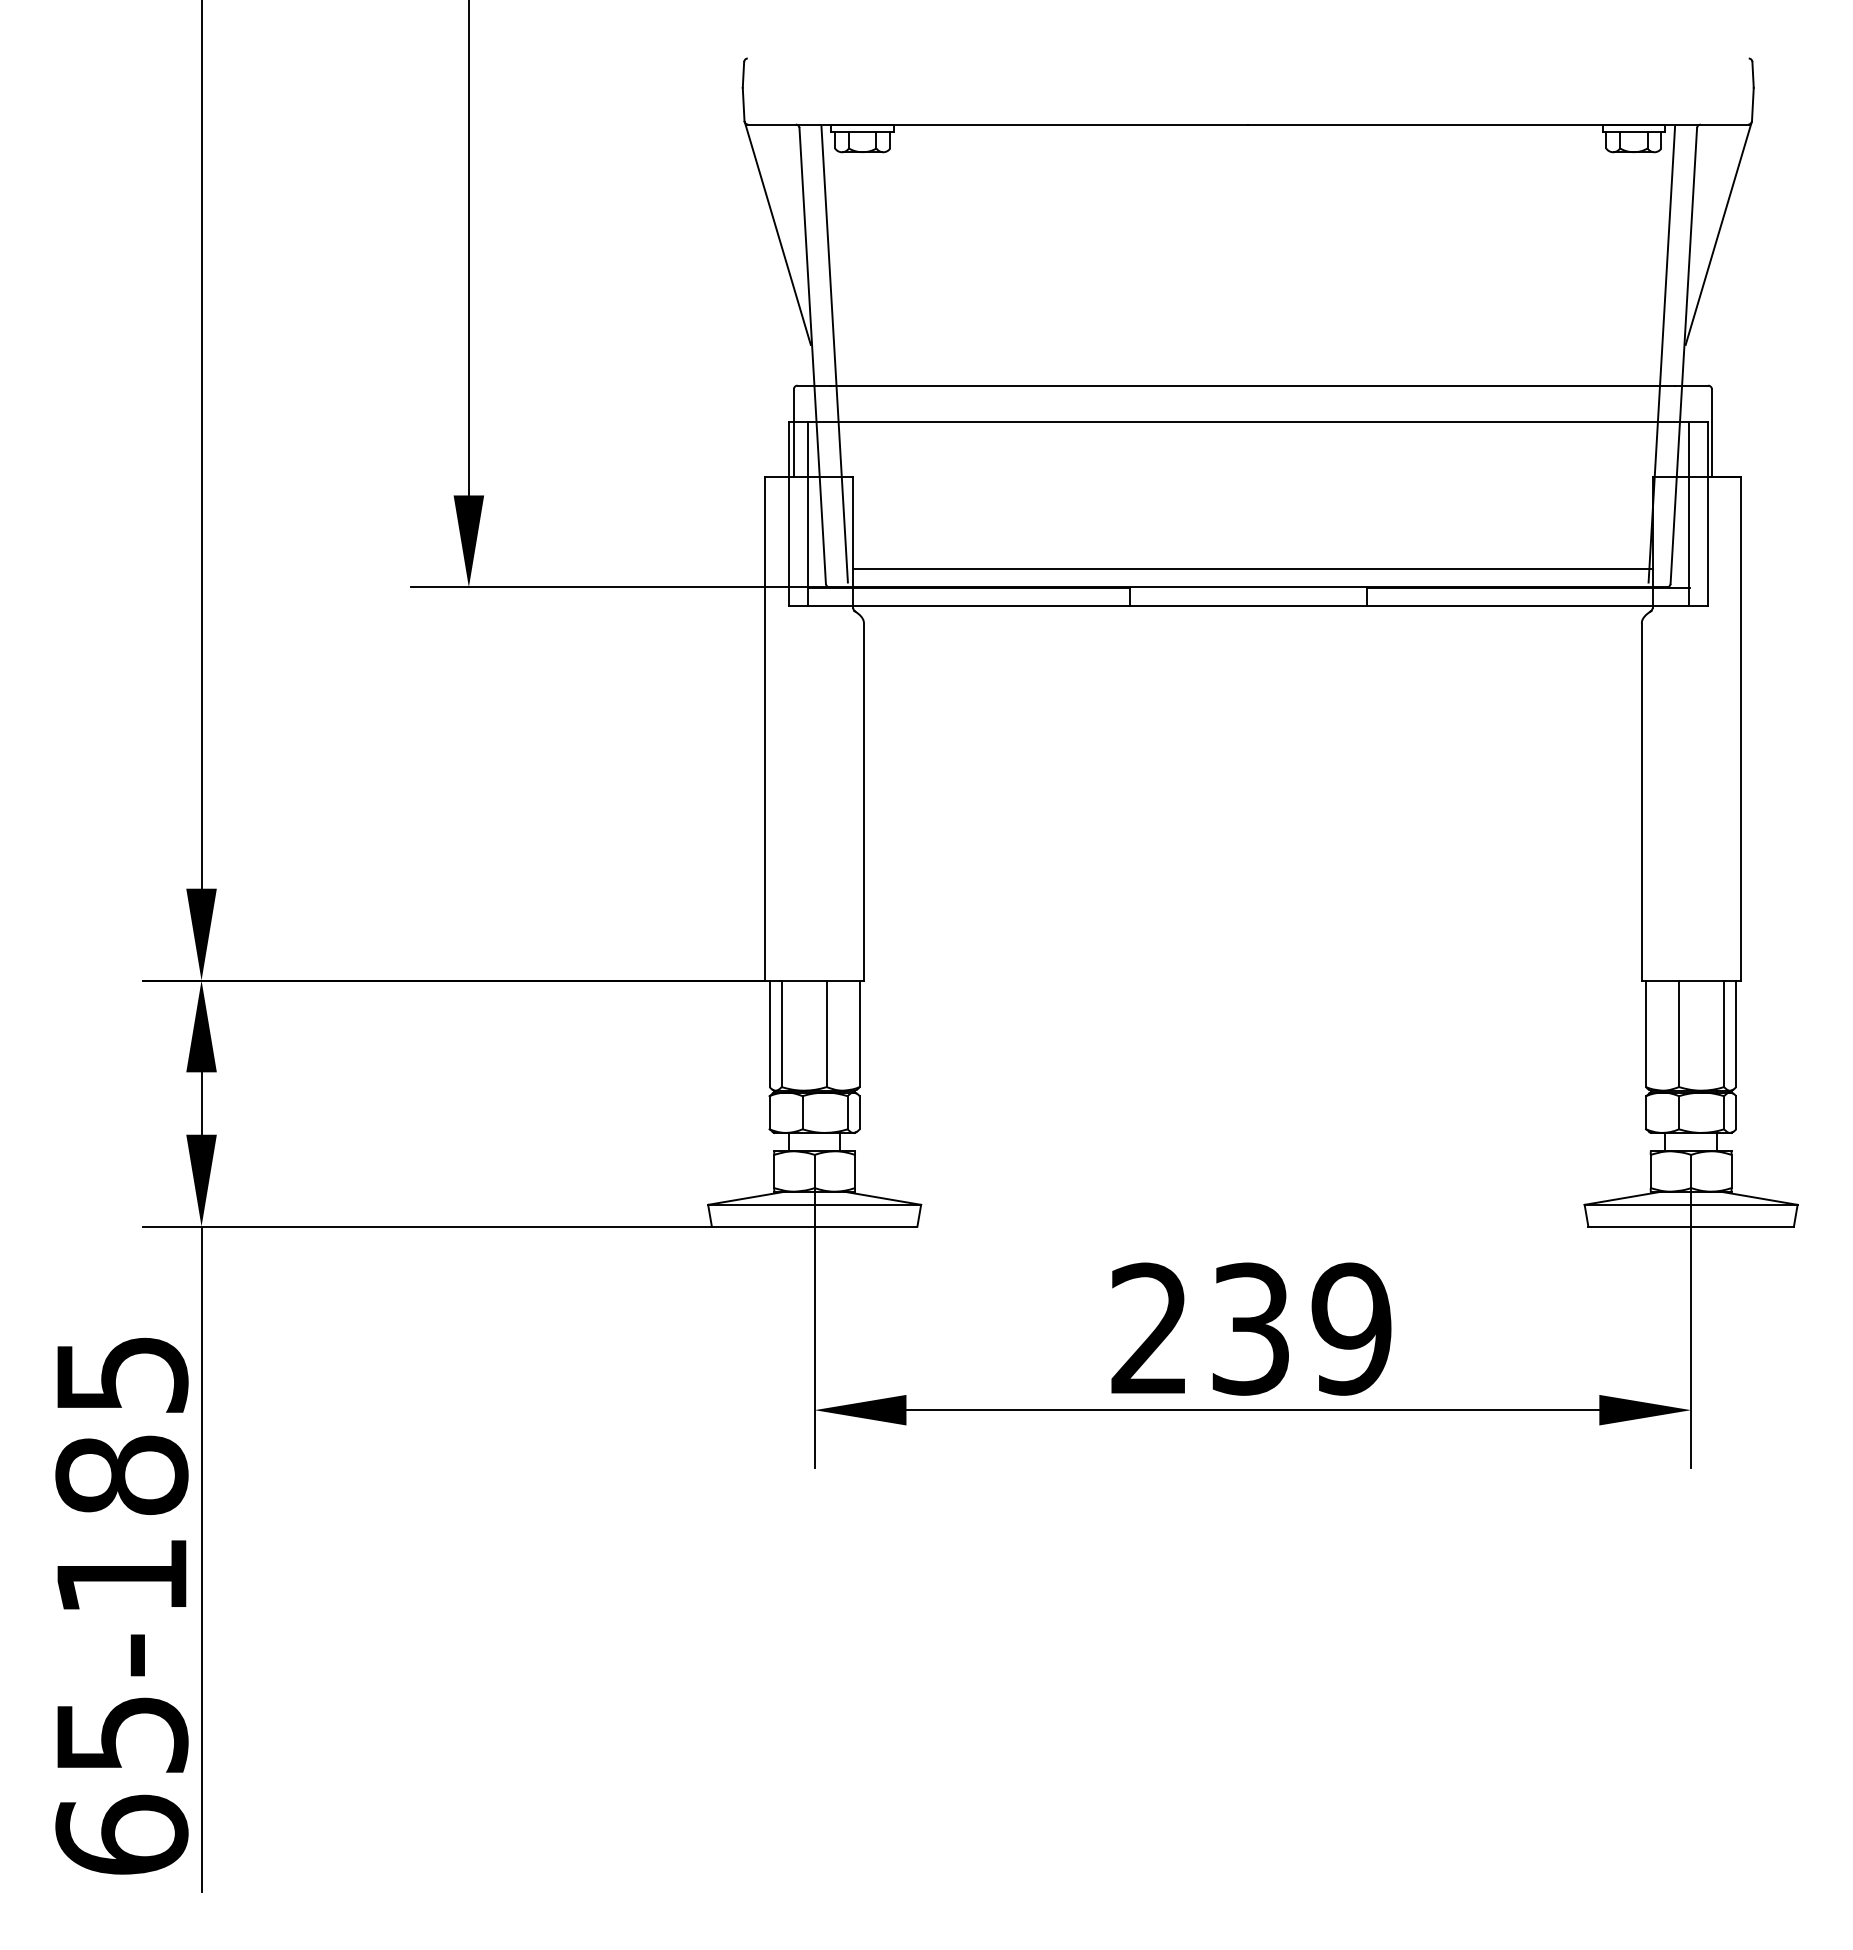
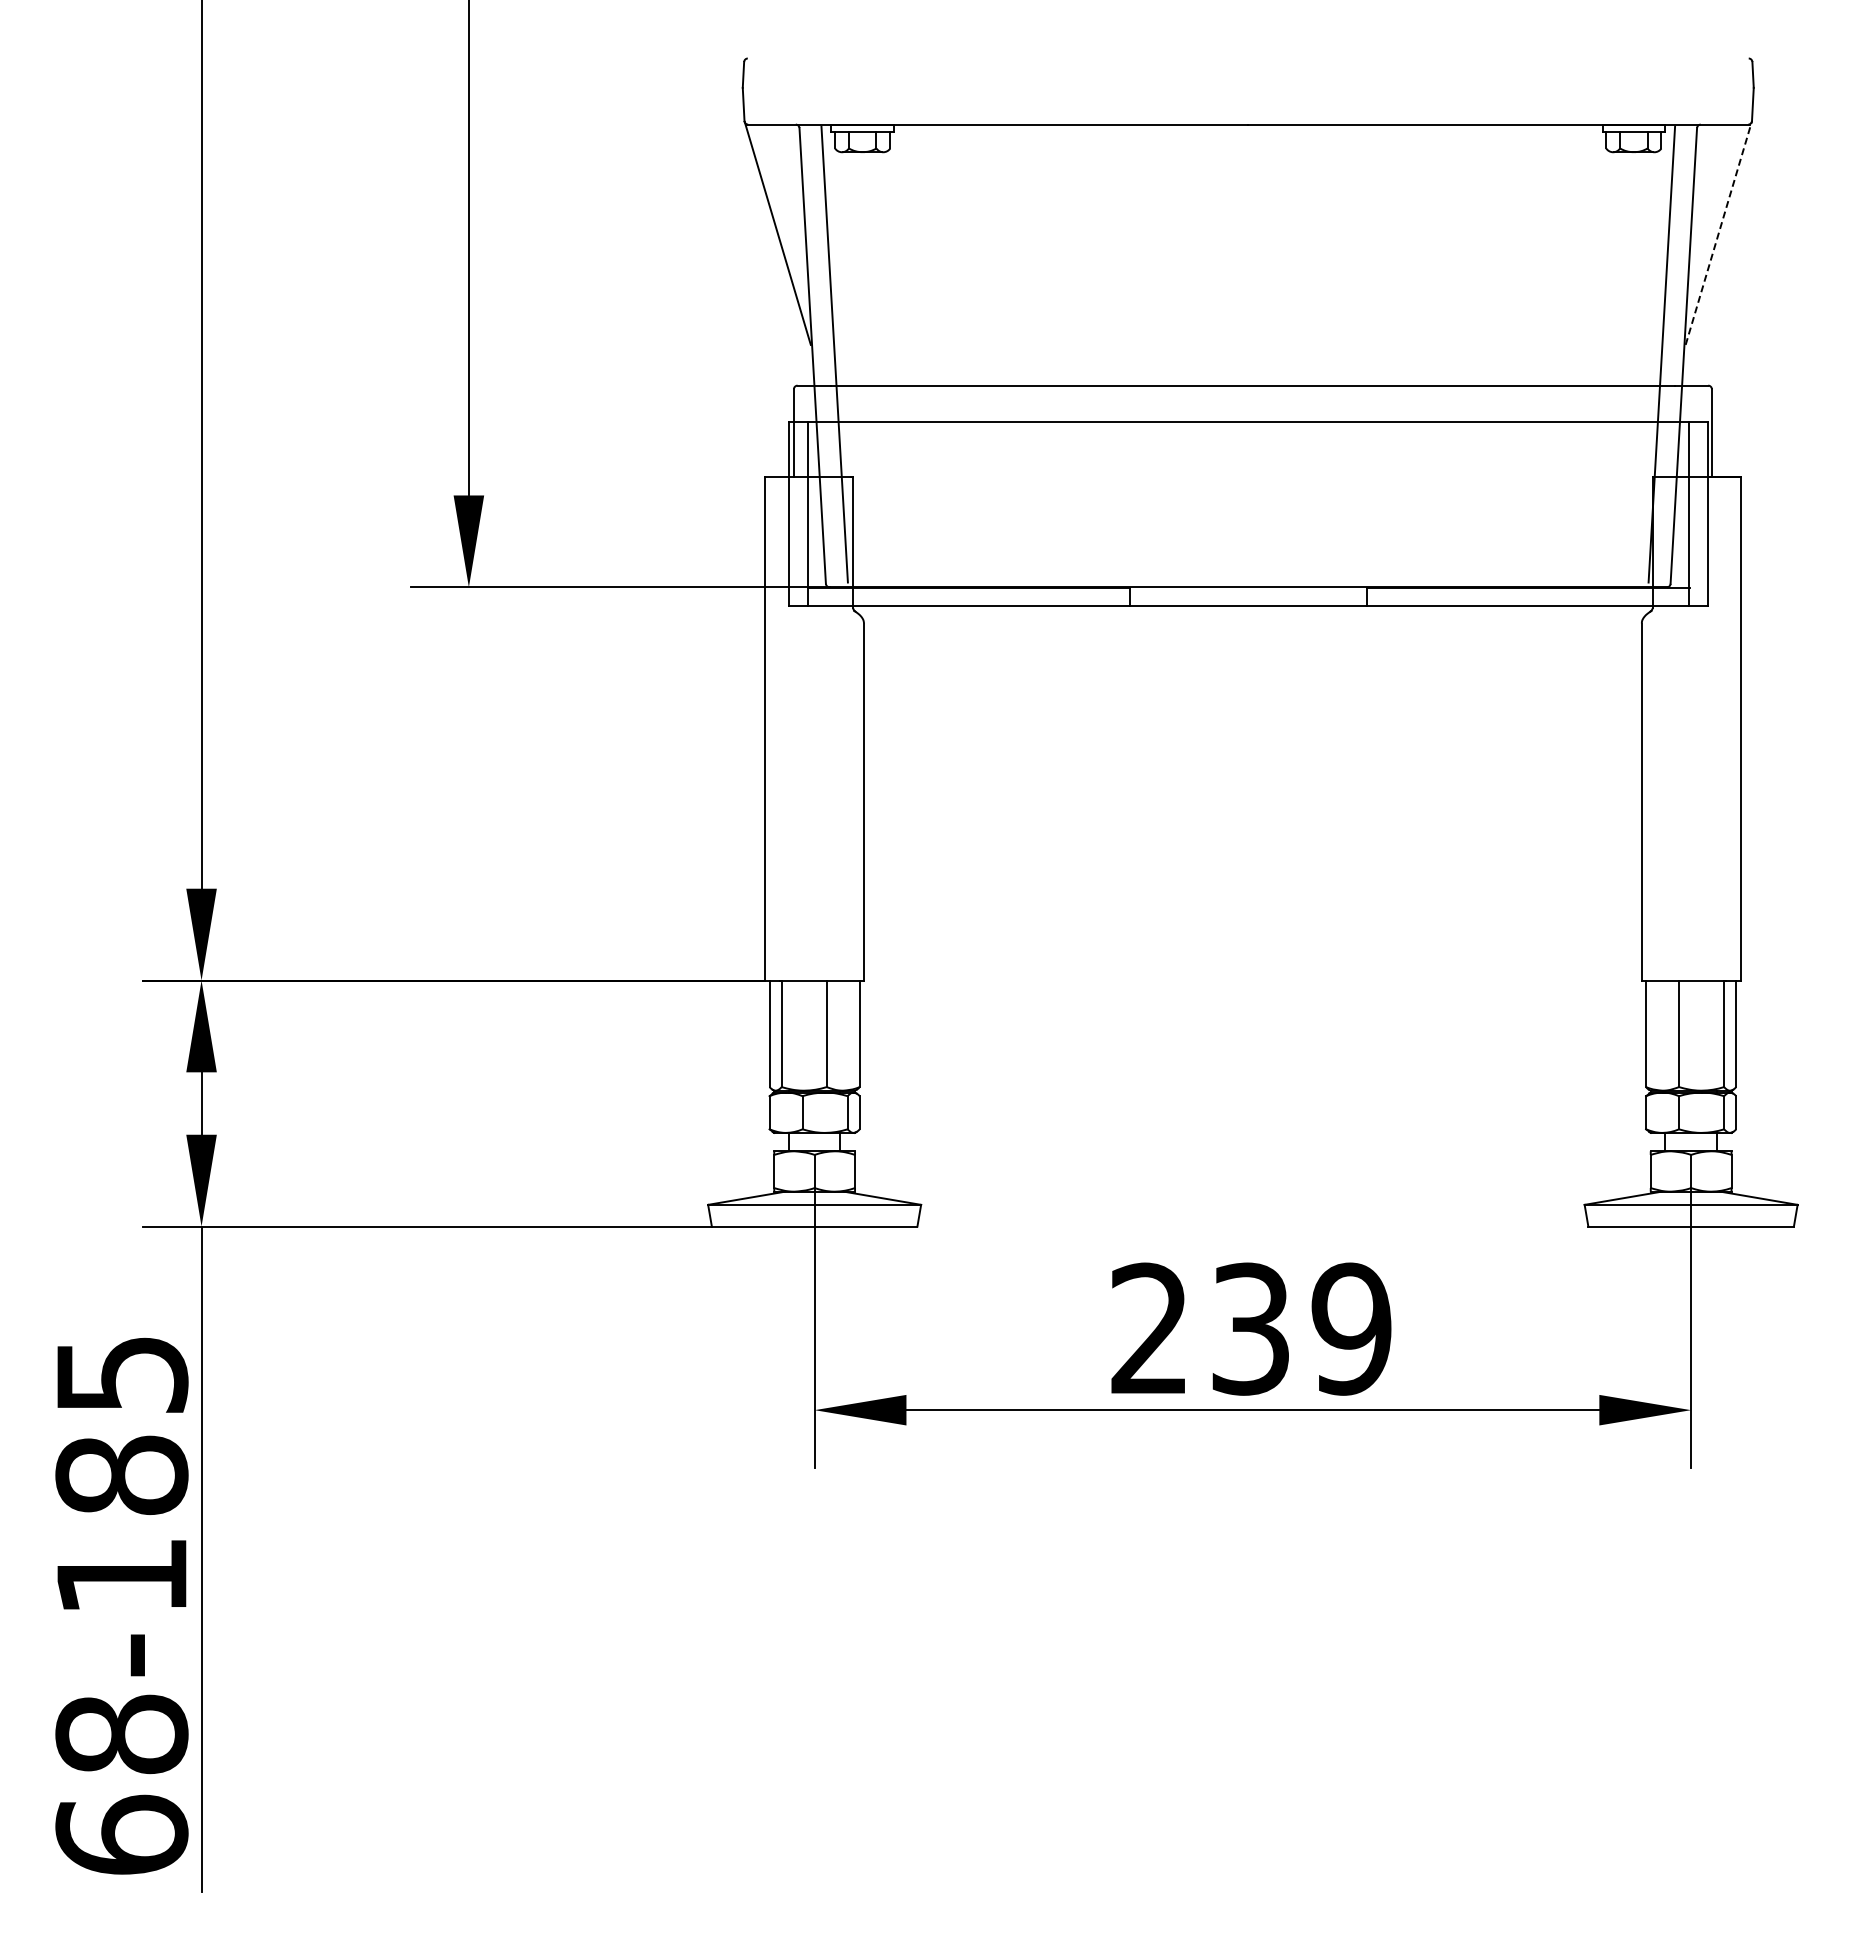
line: solid -> dashed (1718, 232)
line: present -> none (1252, 569)
text: 65-185 -> 68-185 (121, 1734)
